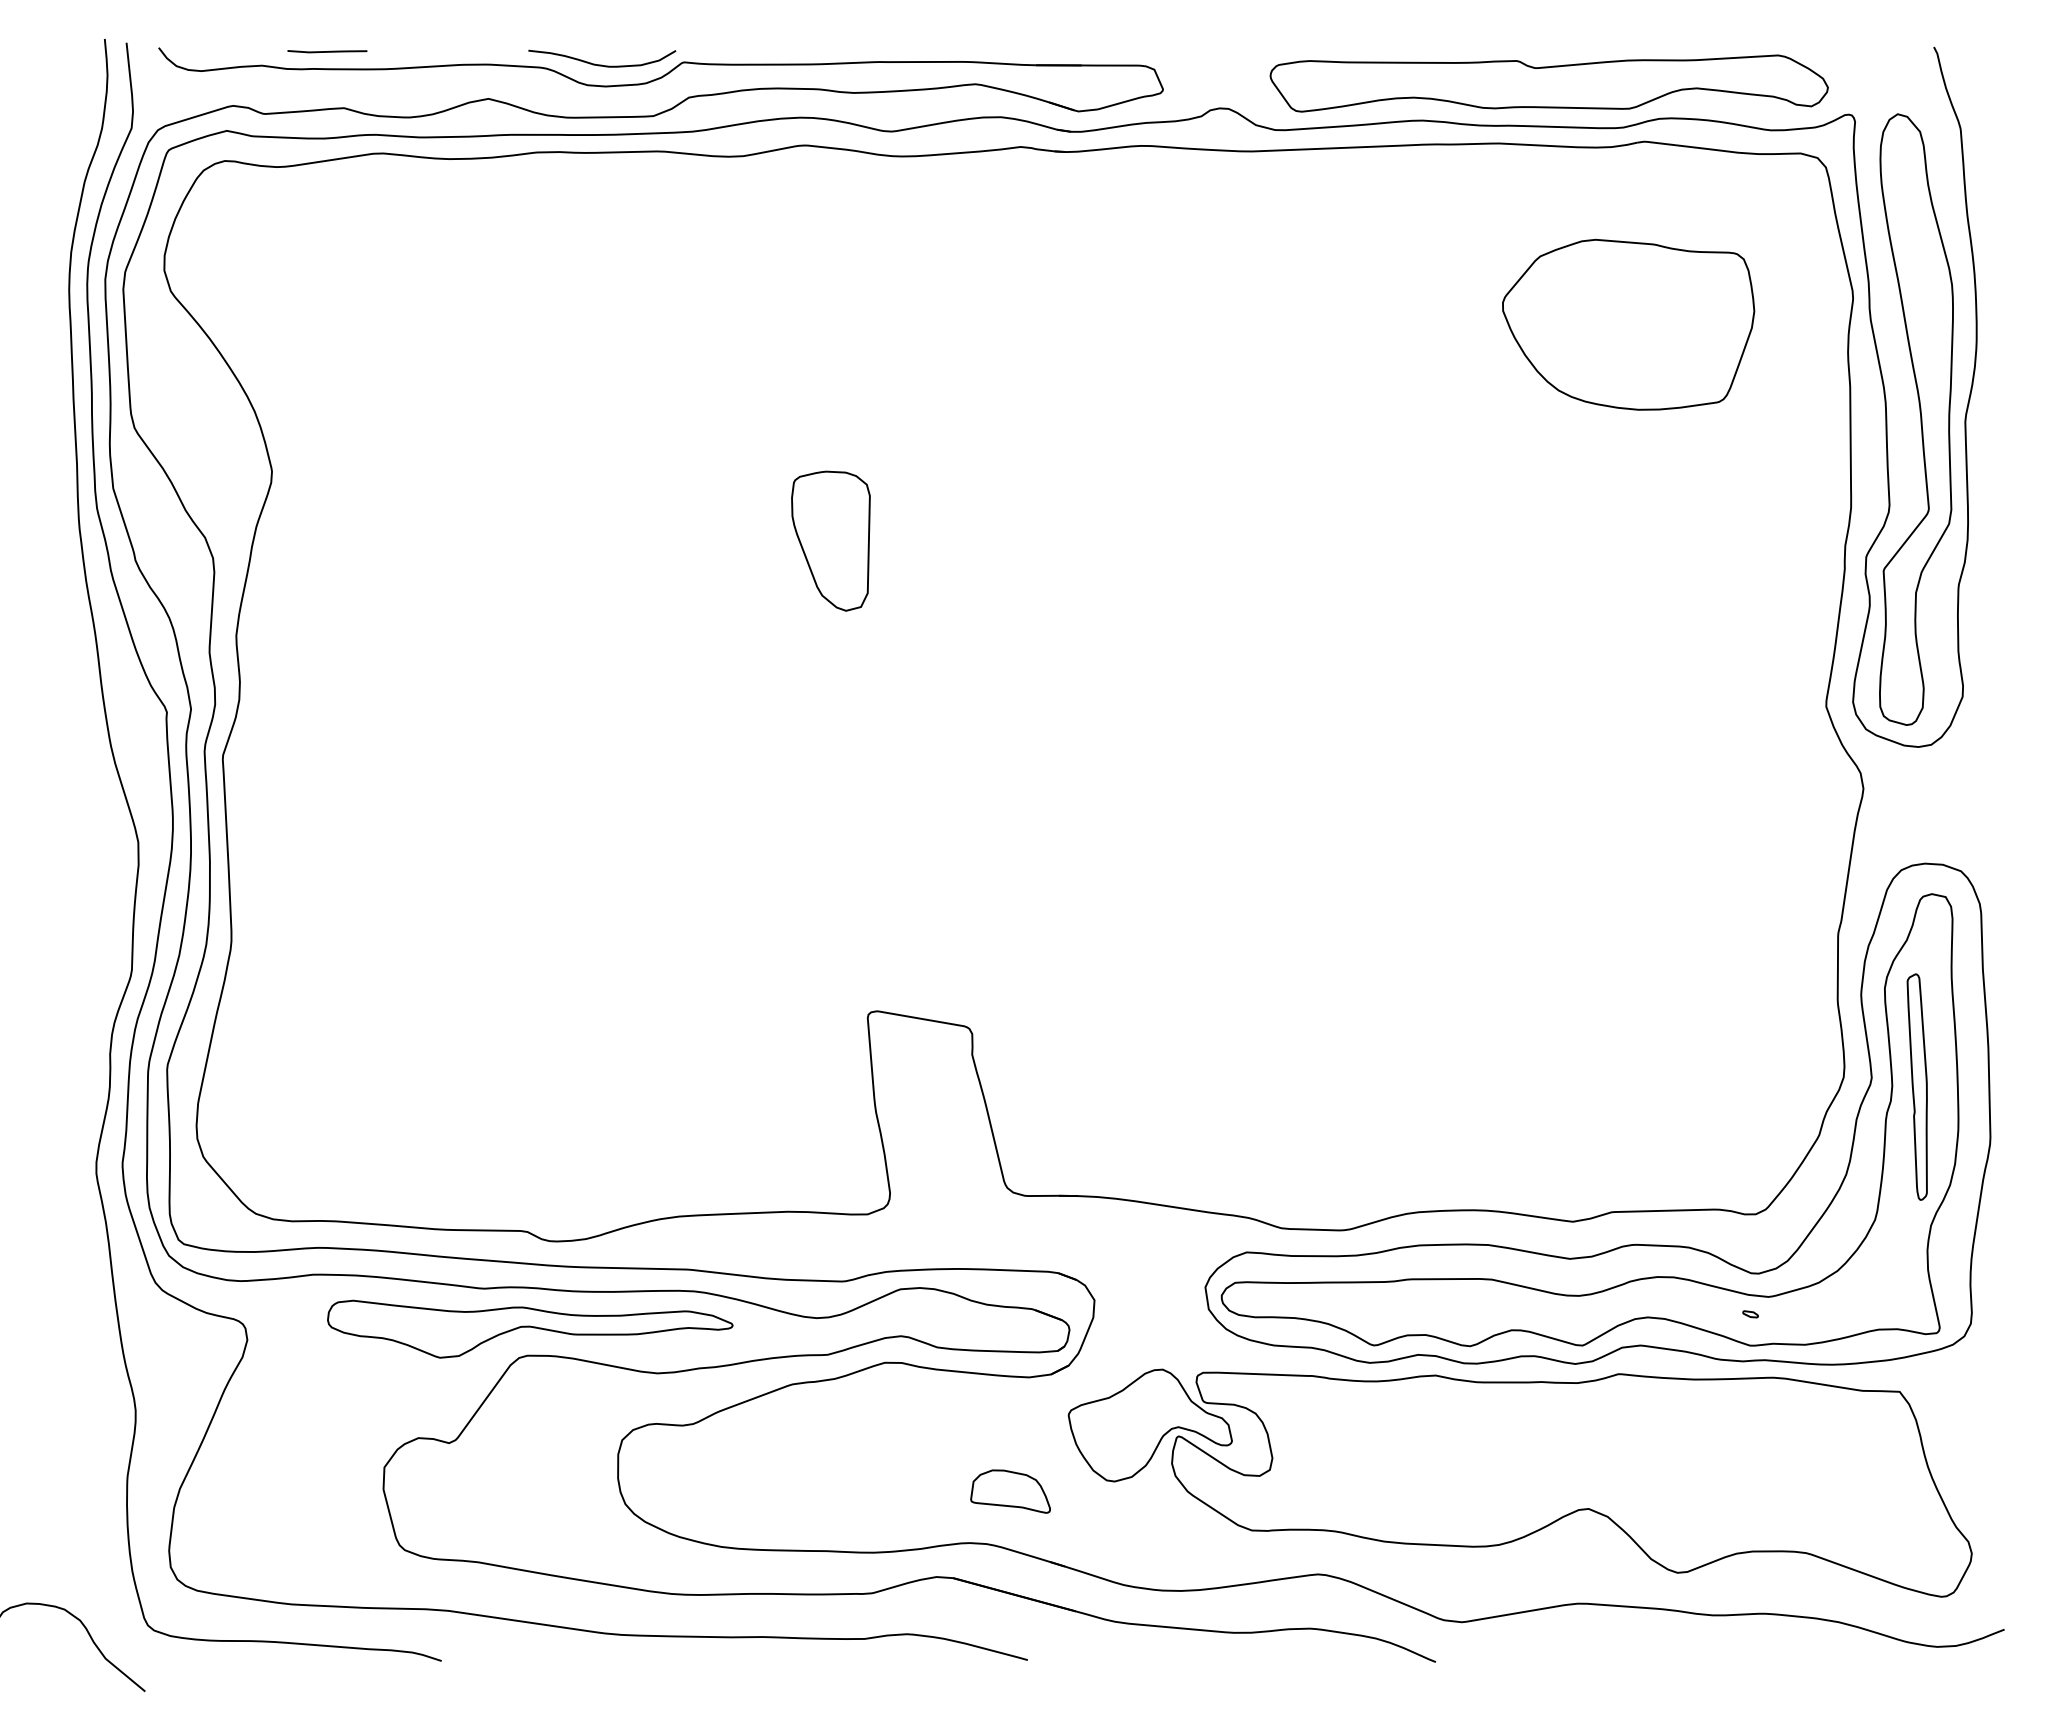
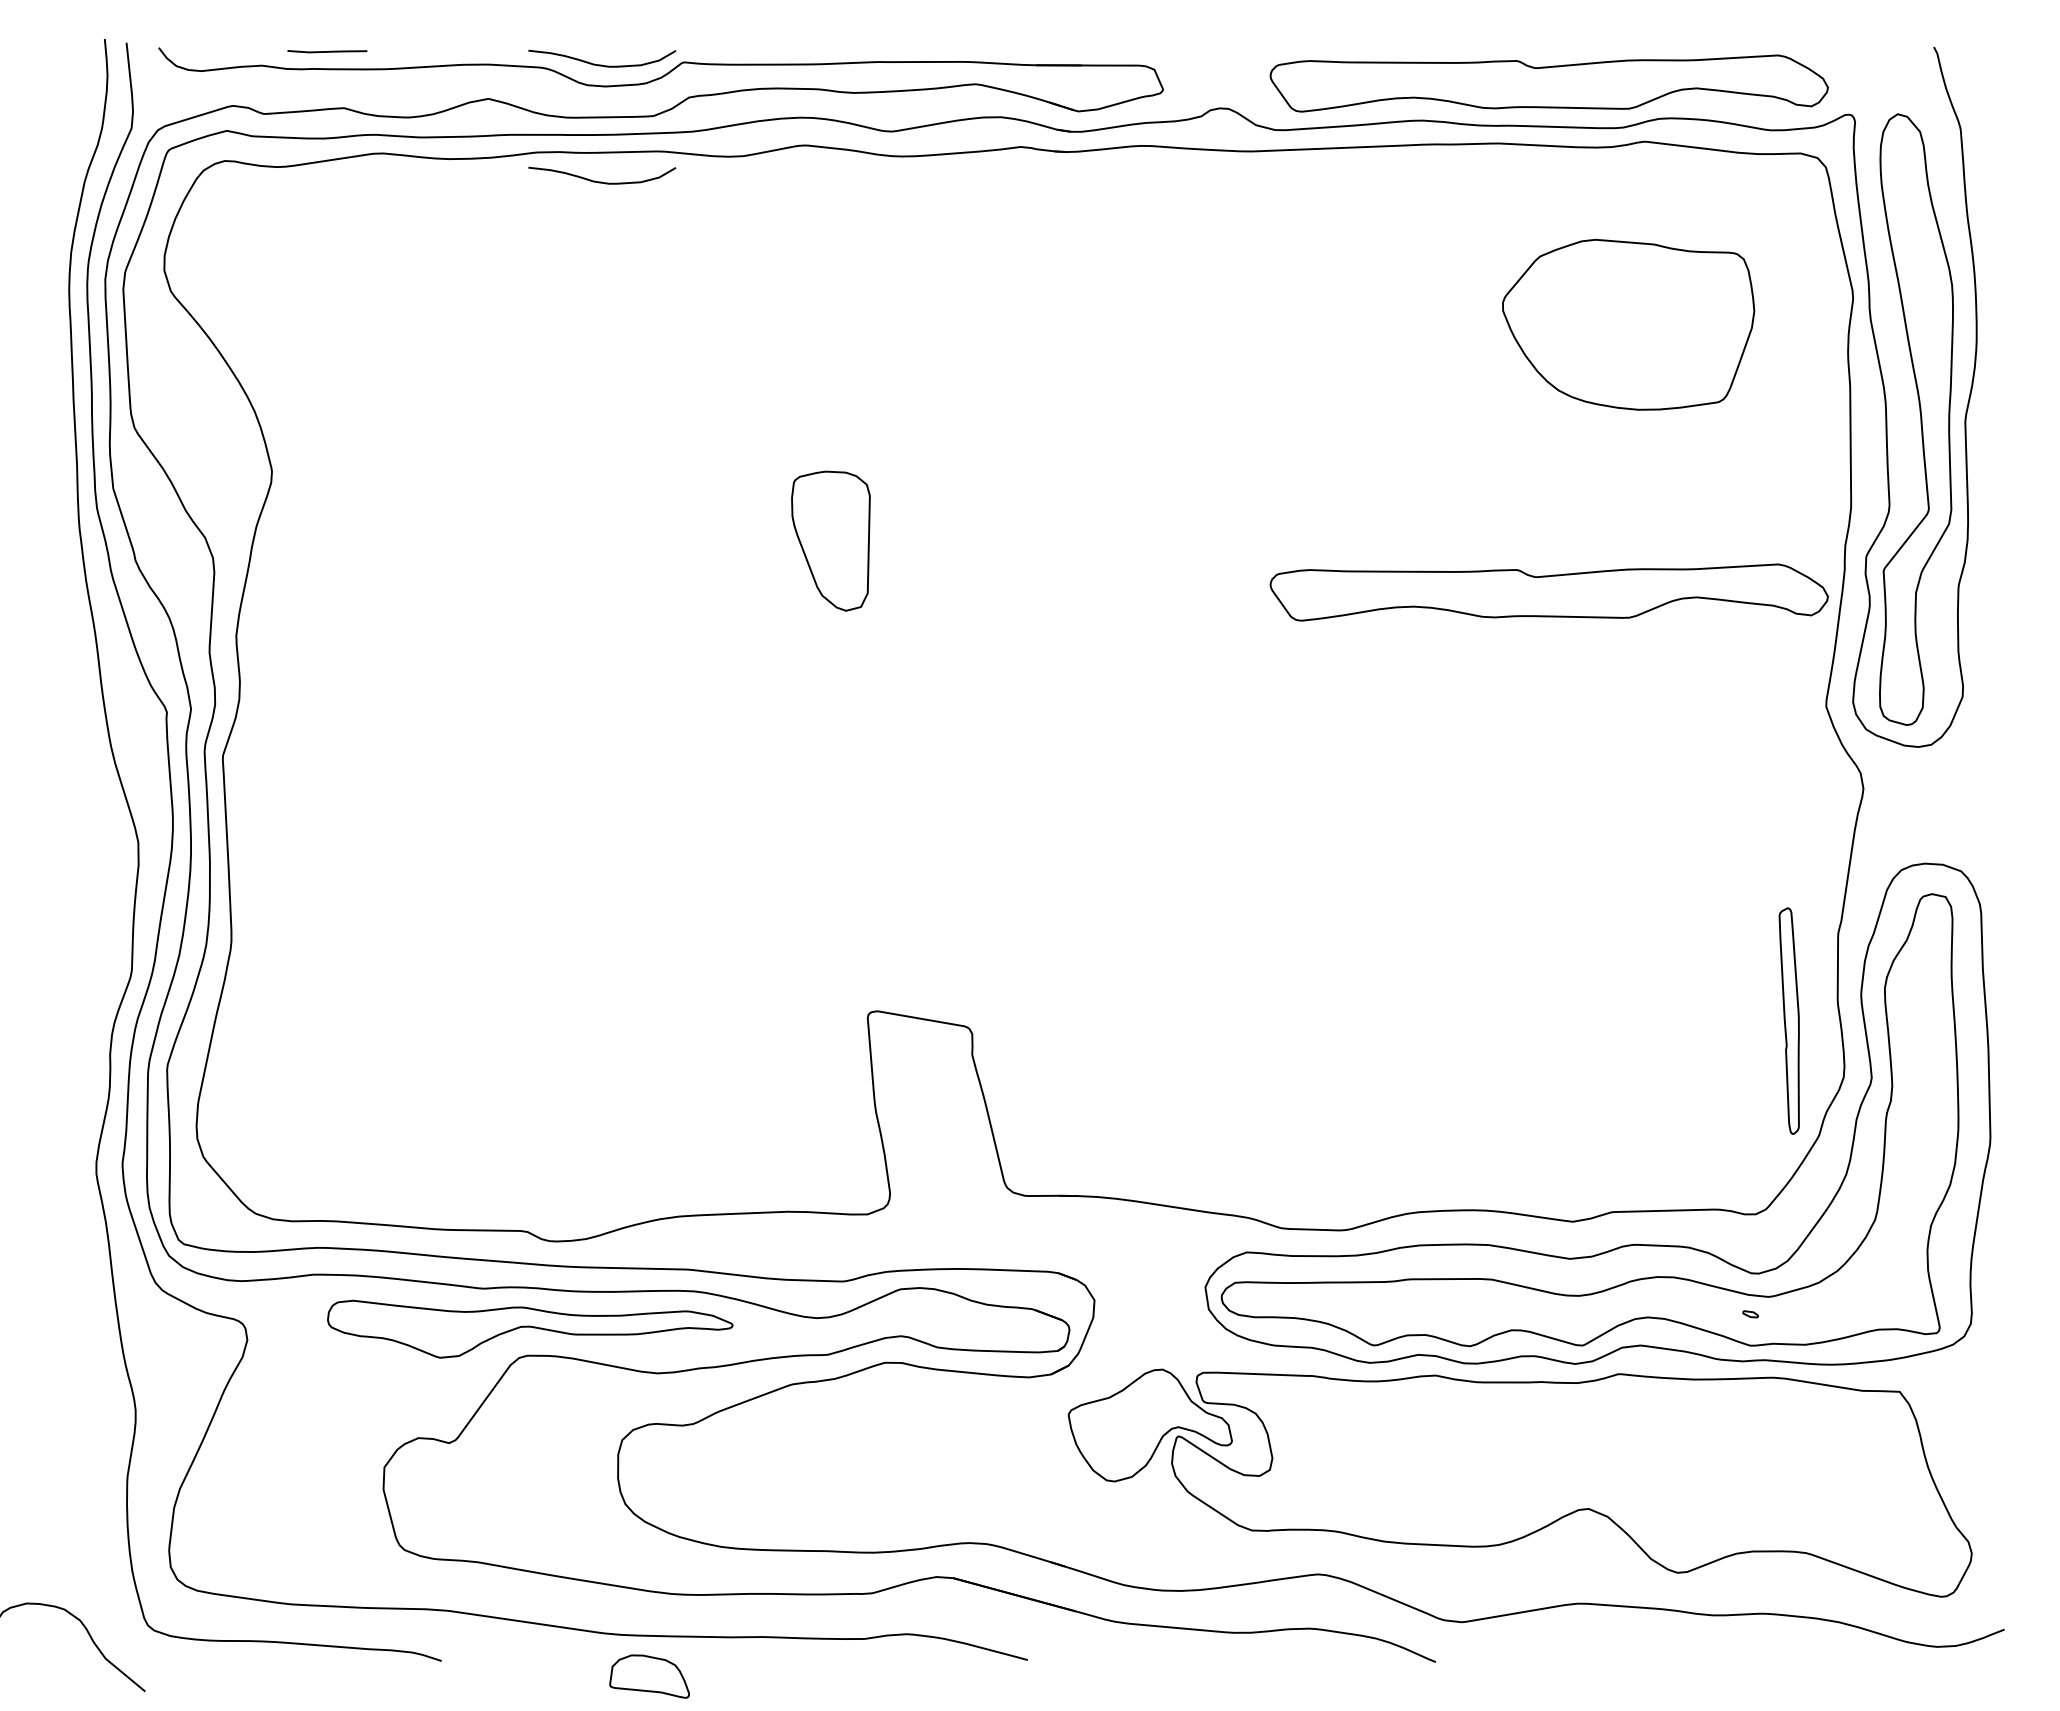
curve: none -> present (602, 181)
part: none -> present (1548, 592)
part position: (1916, 1086) -> (1788, 1020) (1788, 1020)
part position: (1010, 1491) -> (649, 1676) (649, 1676)
